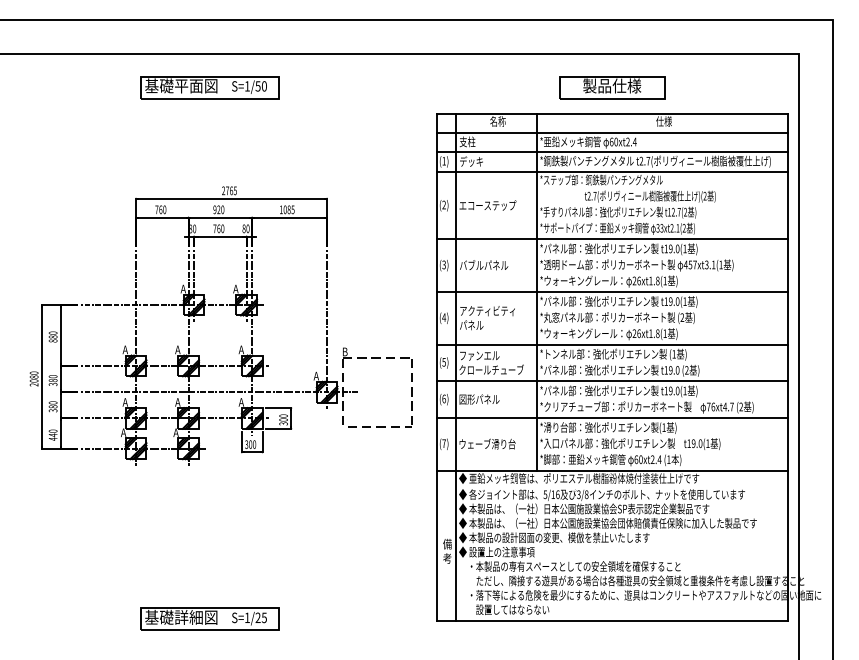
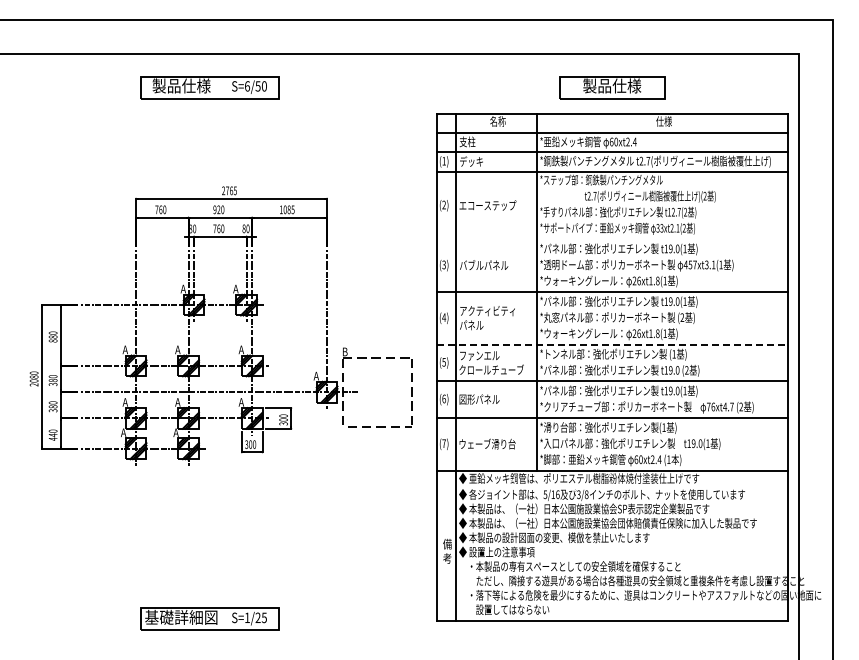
text: 基礎平面図 -> 製品仕様 (181, 85)
text: S=1/50 -> S=6/50 (247, 86)
line: present -> none (611, 239)
line: solid -> dashed (612, 344)
